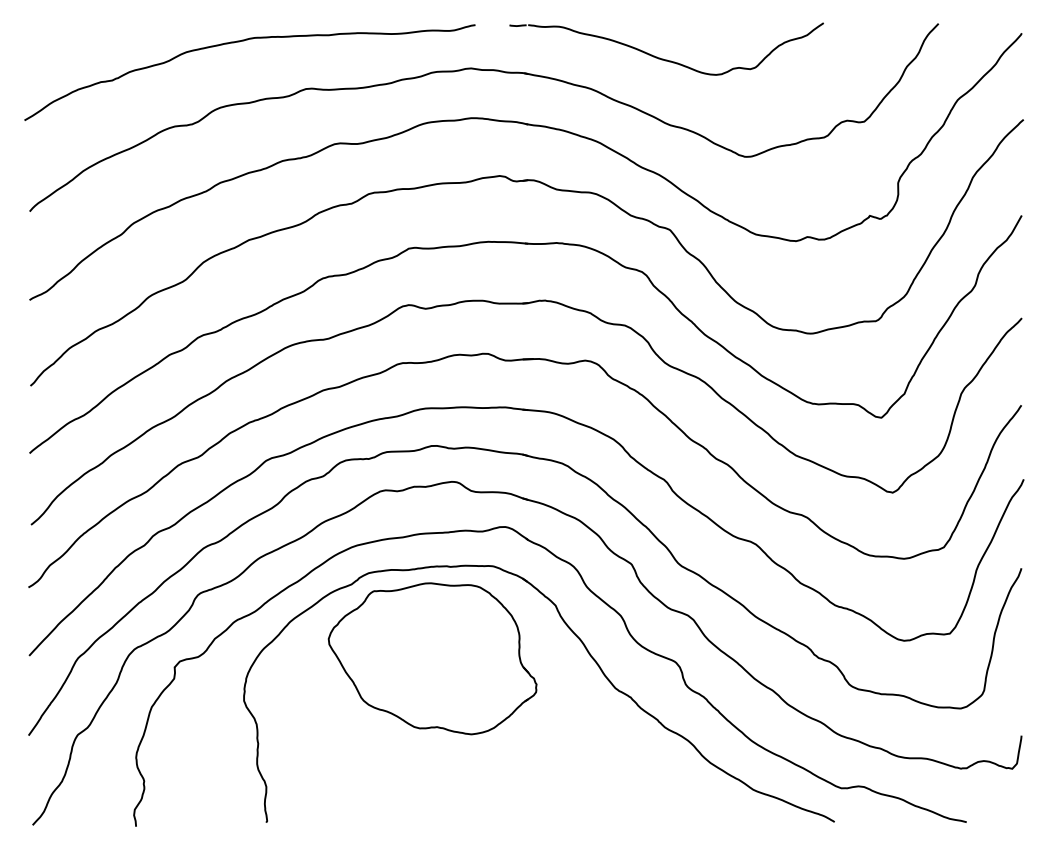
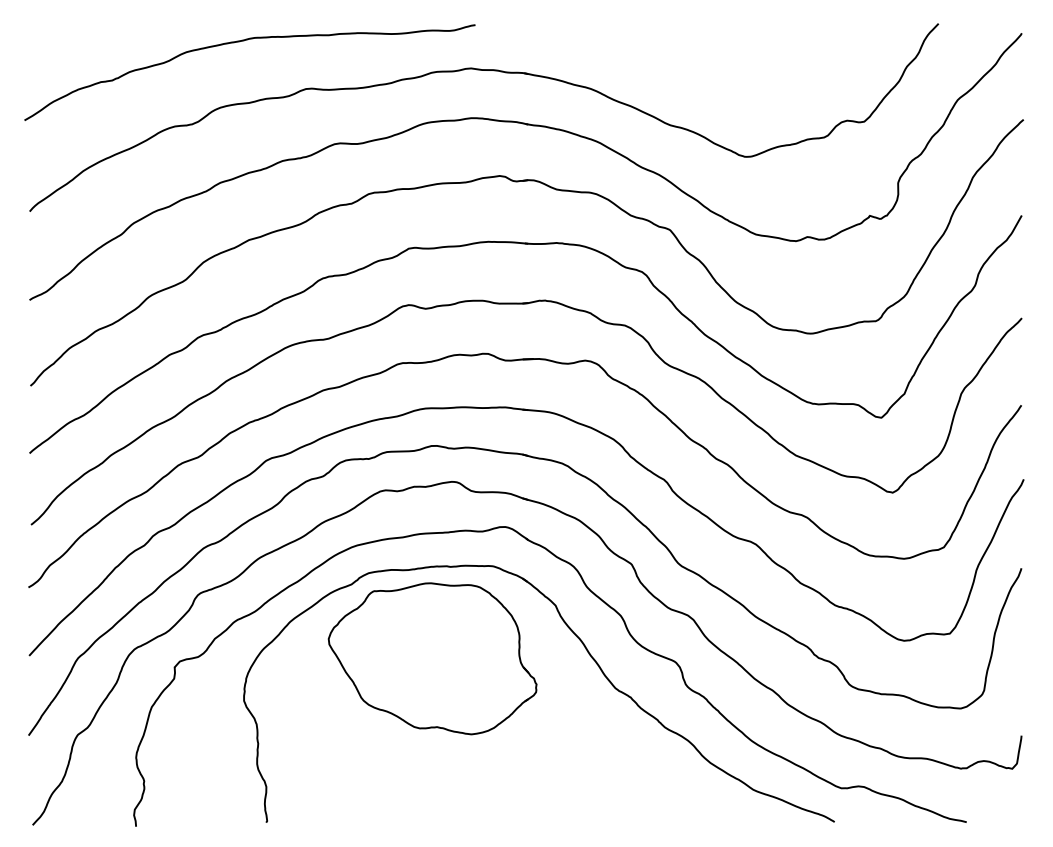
part: present -> none (663, 58)
